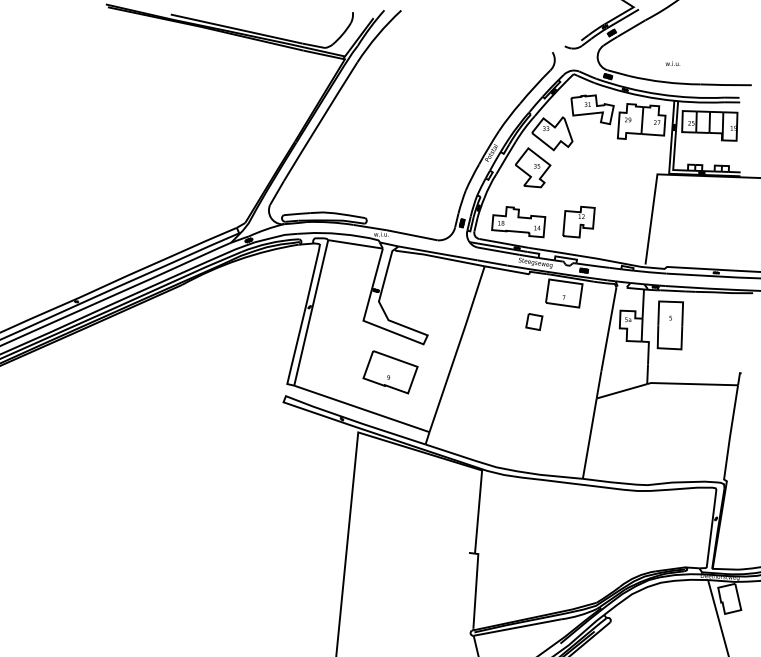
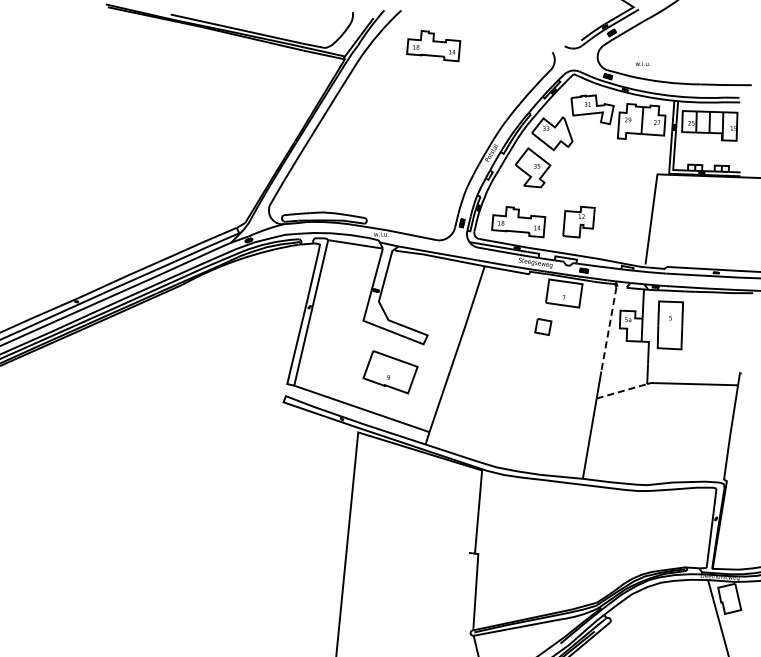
part: none -> present (433, 46)
text position: (672, 63) -> (642, 63) (642, 63)
part position: (534, 321) -> (543, 326) (543, 326)
line: solid -> dashed (608, 329)
line: solid -> dashed (622, 391)
